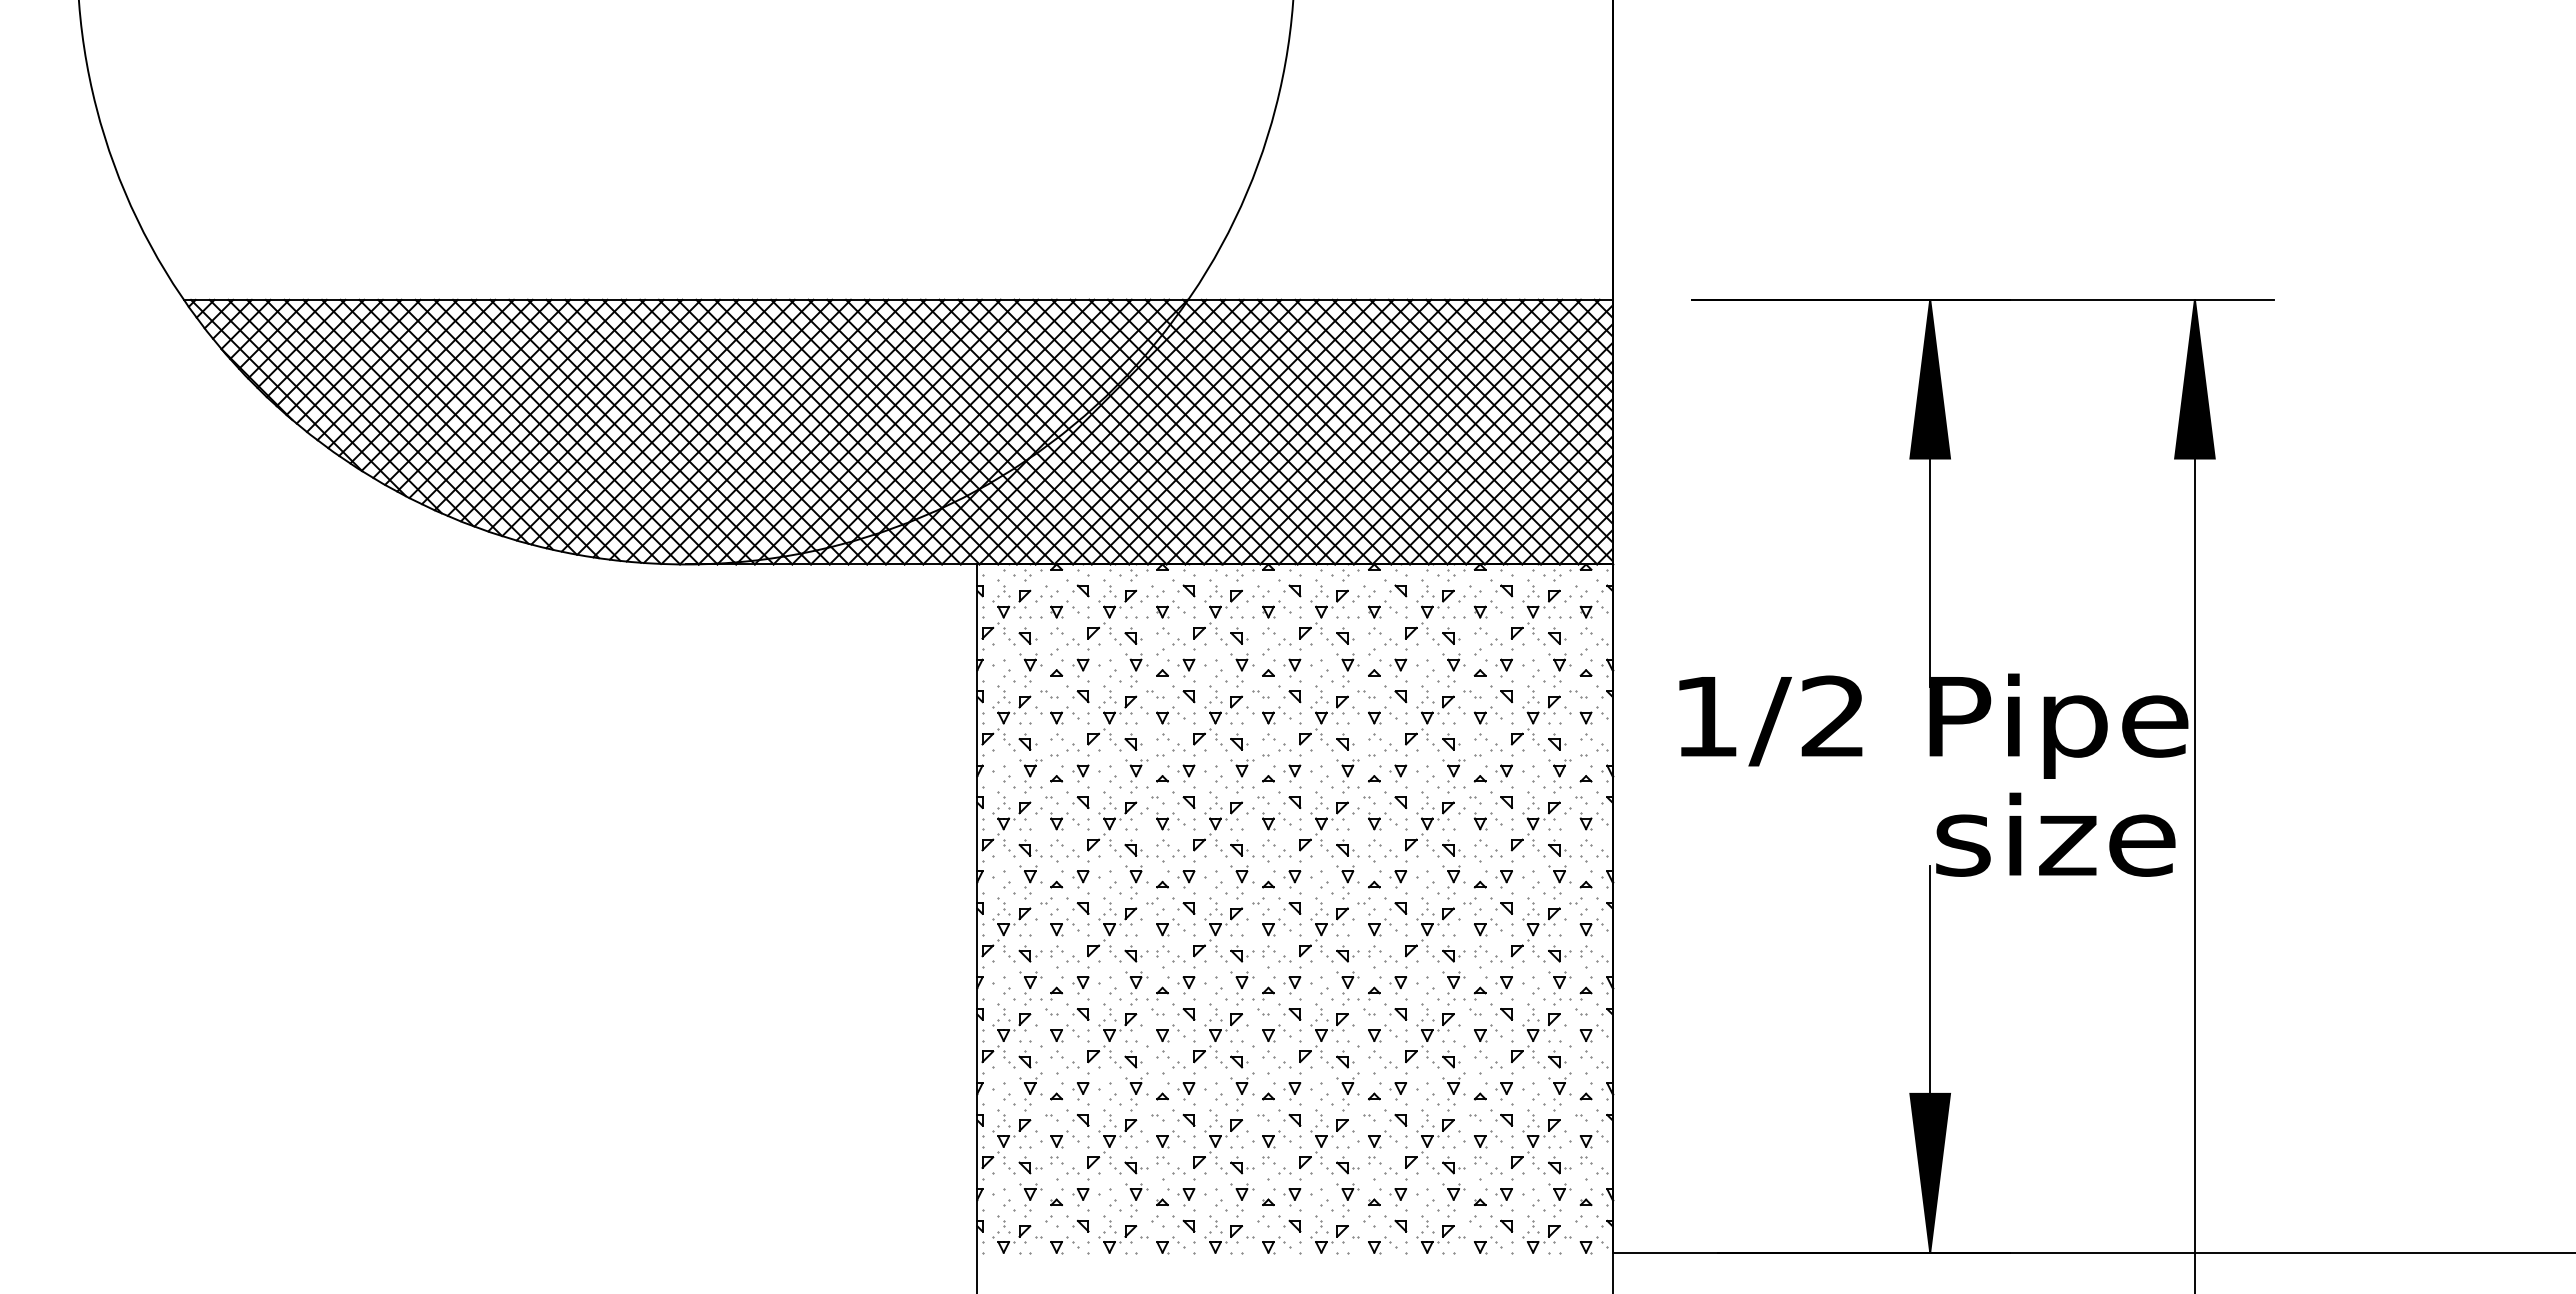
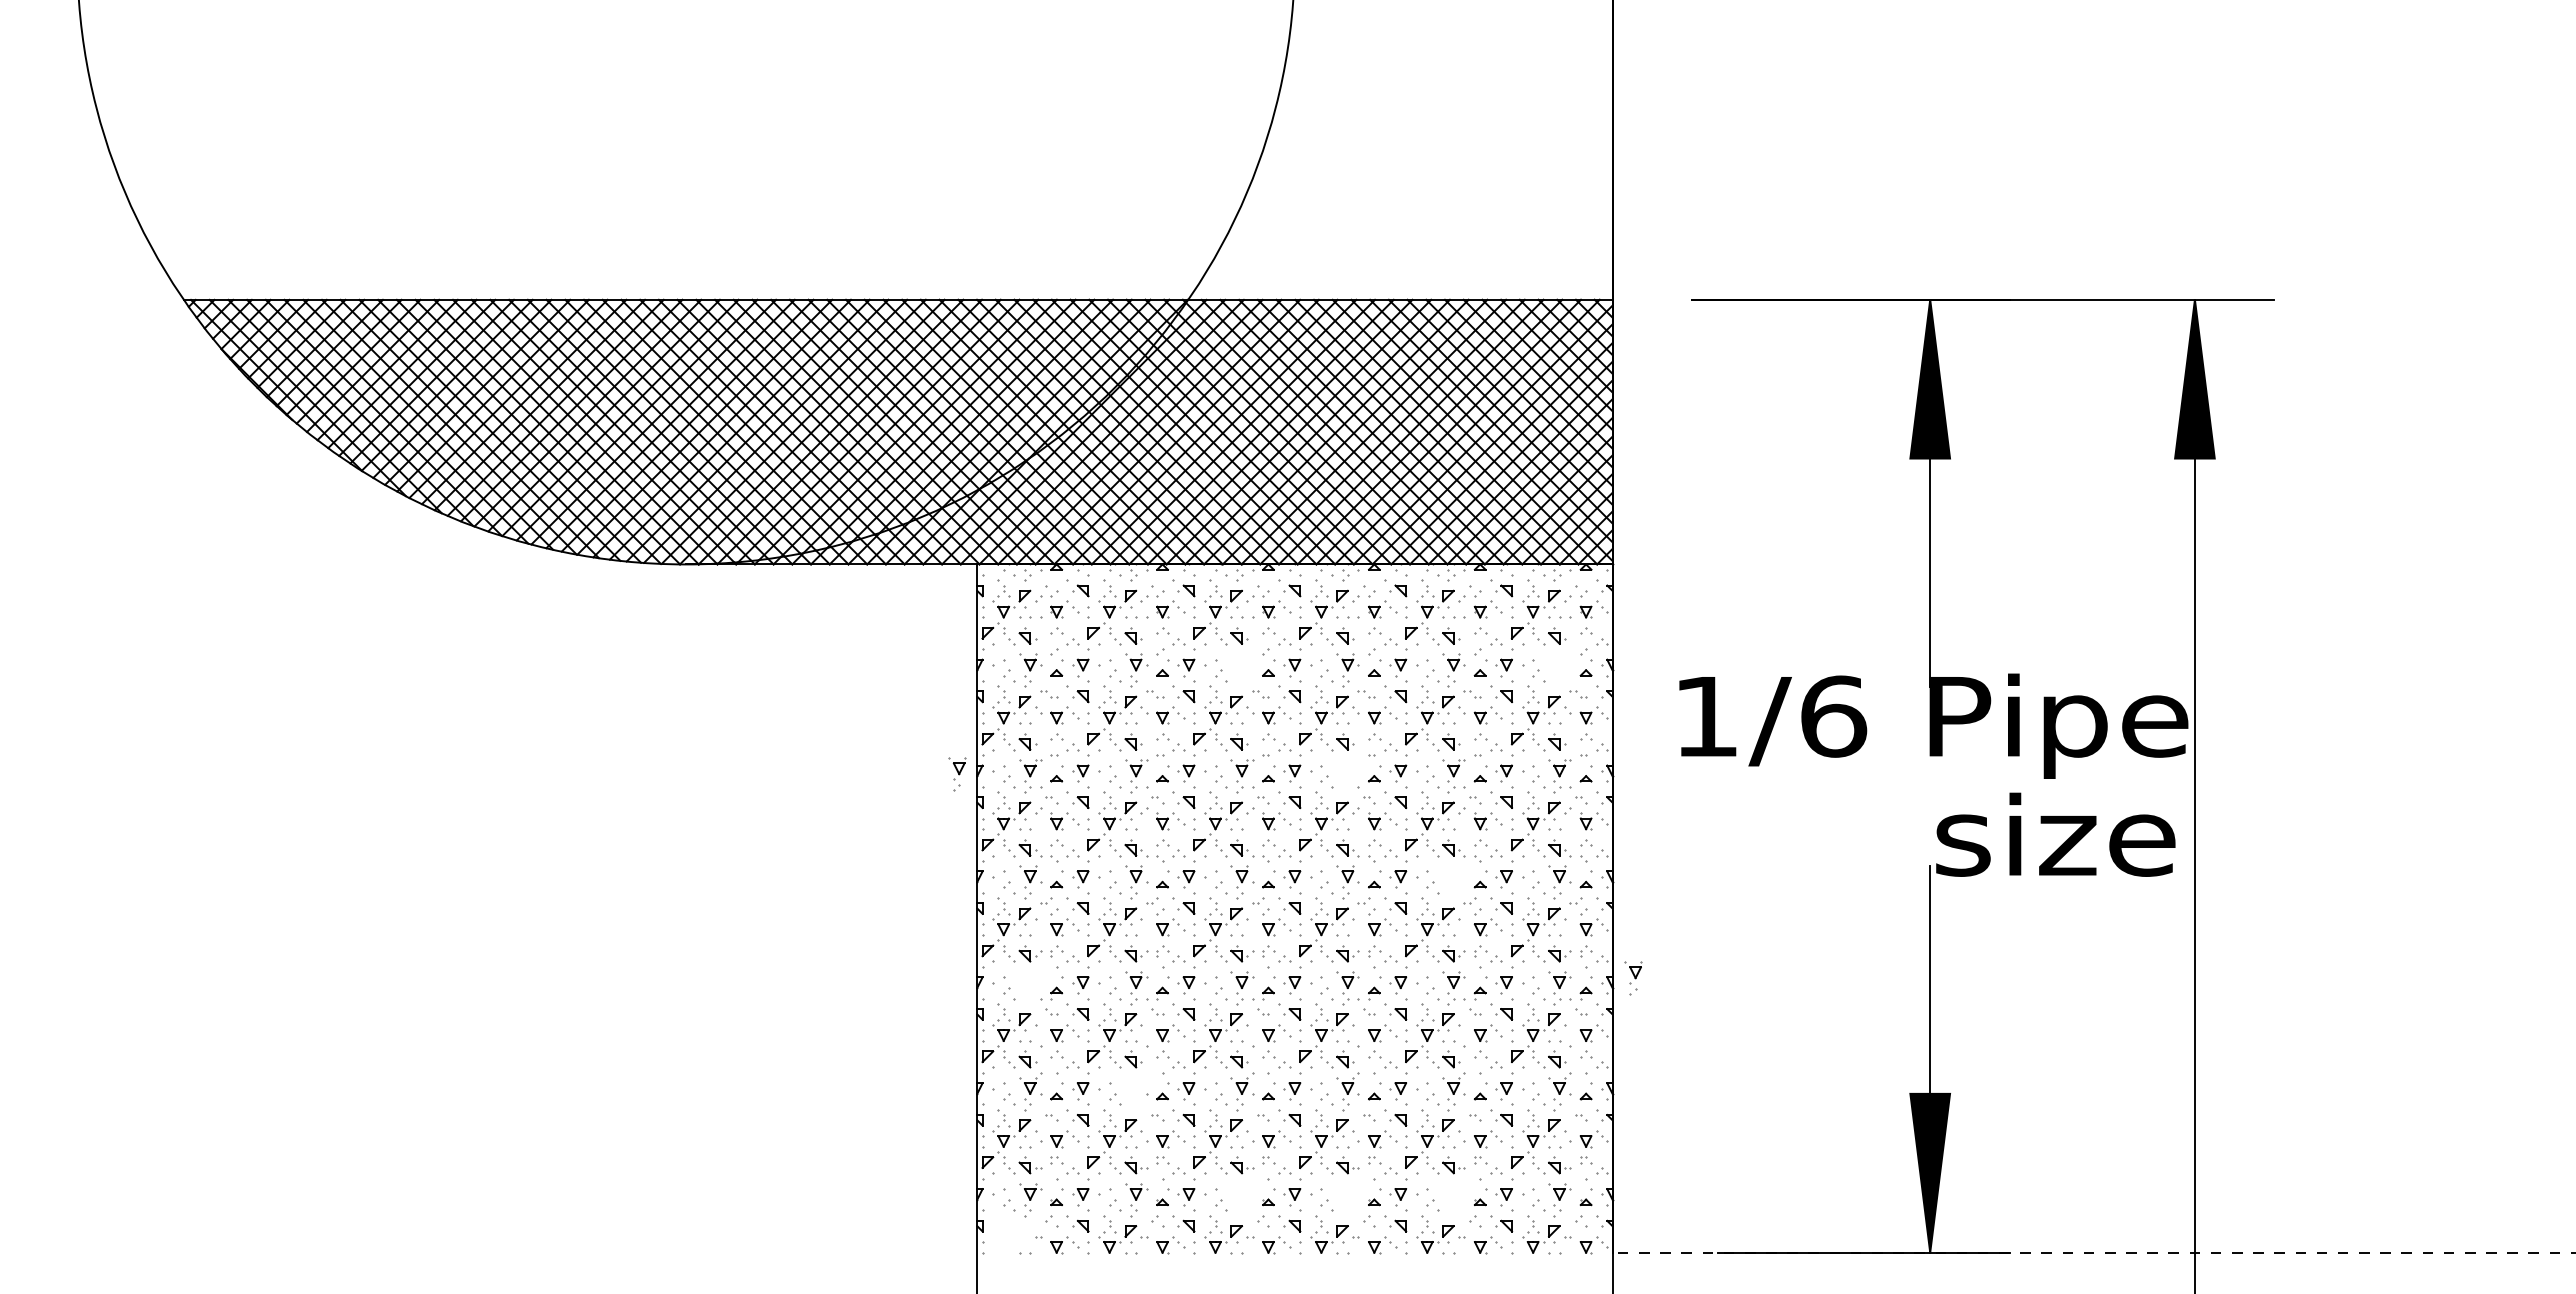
part: present -> none (1242, 670)
part: present -> none (1559, 670)
text: 1/2 -> 1/6 (1834, 716)
part: none -> present (957, 774)
part: present -> none (1347, 776)
part: present -> none (1453, 882)
part: none -> present (1633, 978)
part: present -> none (1030, 988)
part: present -> none (1136, 1091)
part: present -> none (1242, 1200)
part: present -> none (1347, 1200)
part: present -> none (1453, 1200)
part: present -> none (1011, 1234)
line: solid -> dashed (2093, 1252)
